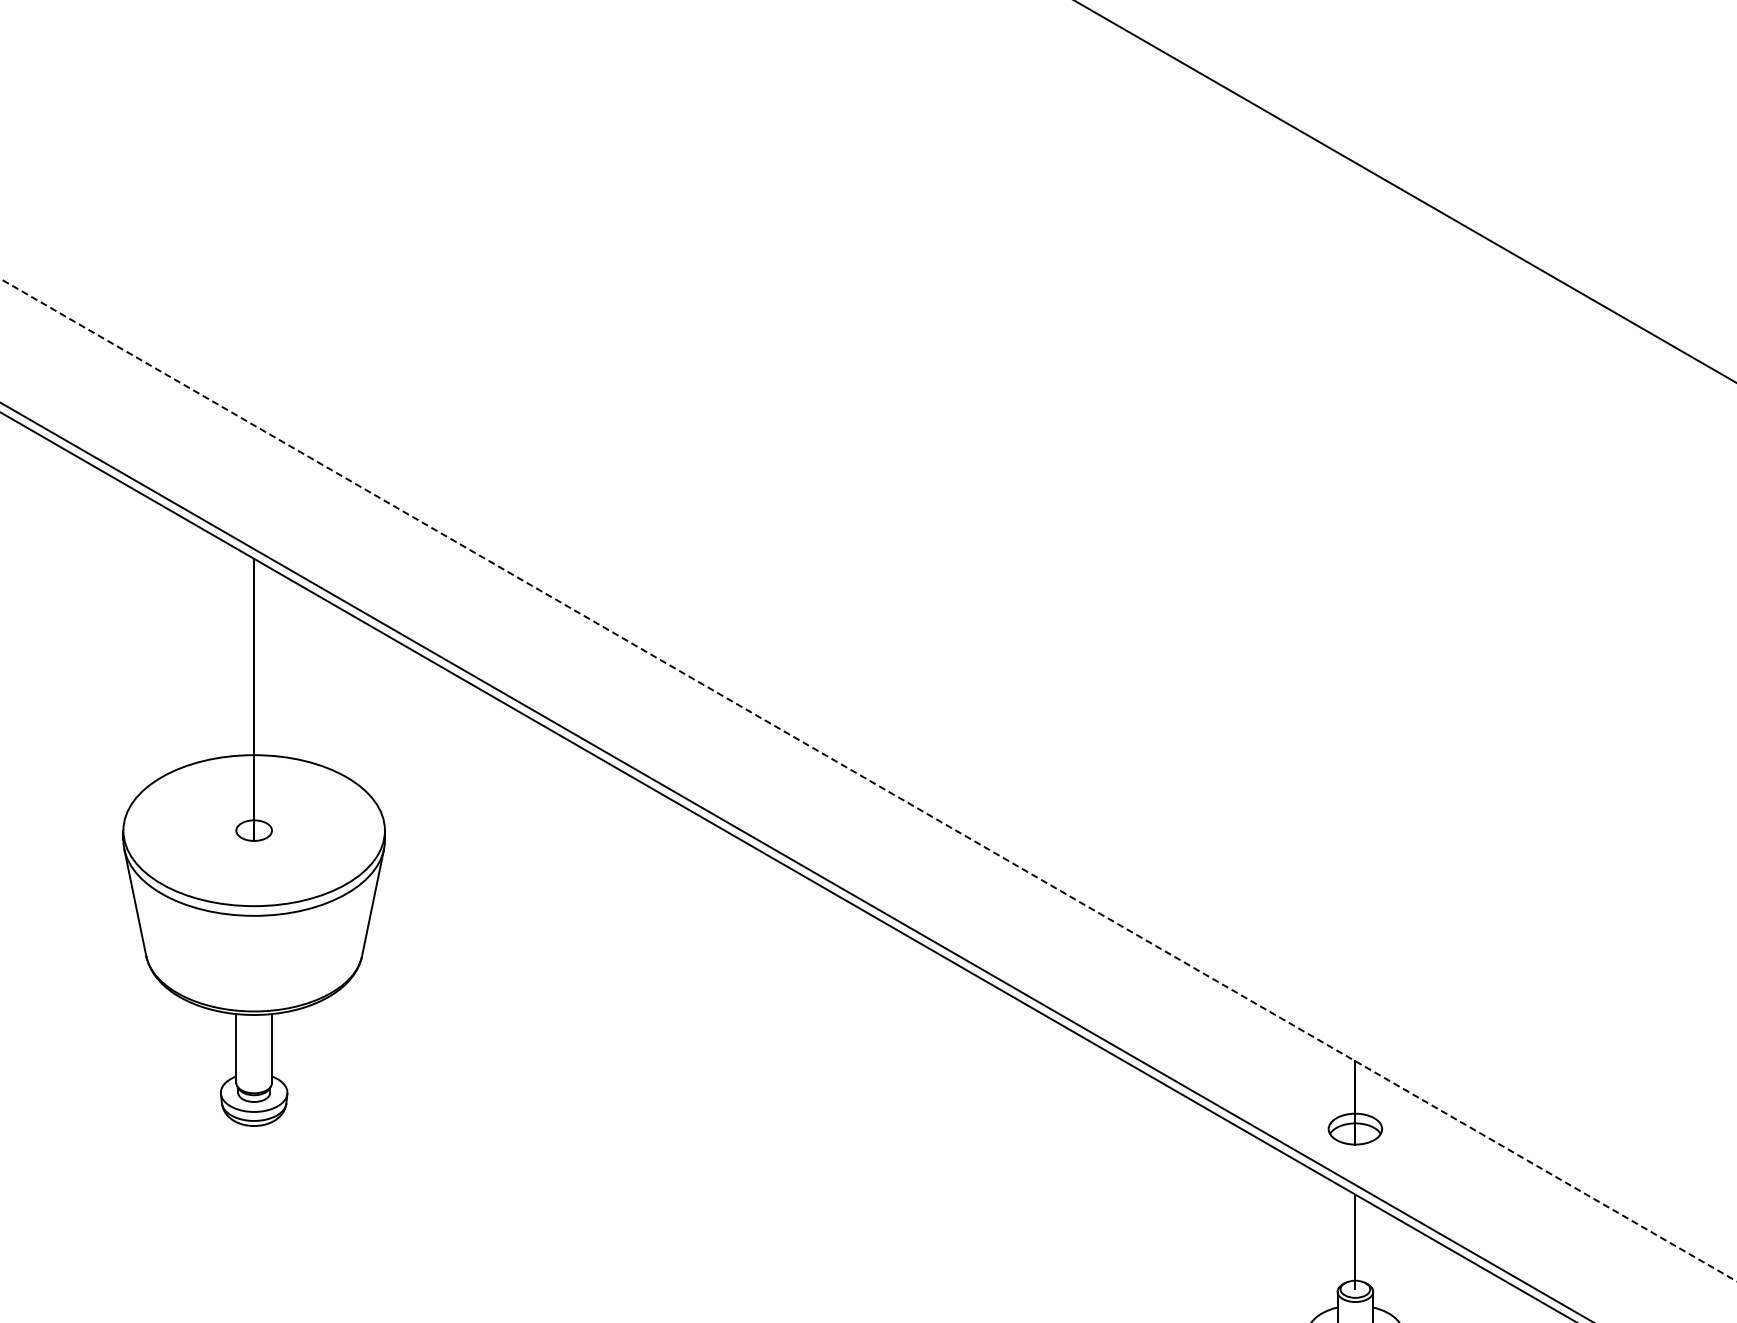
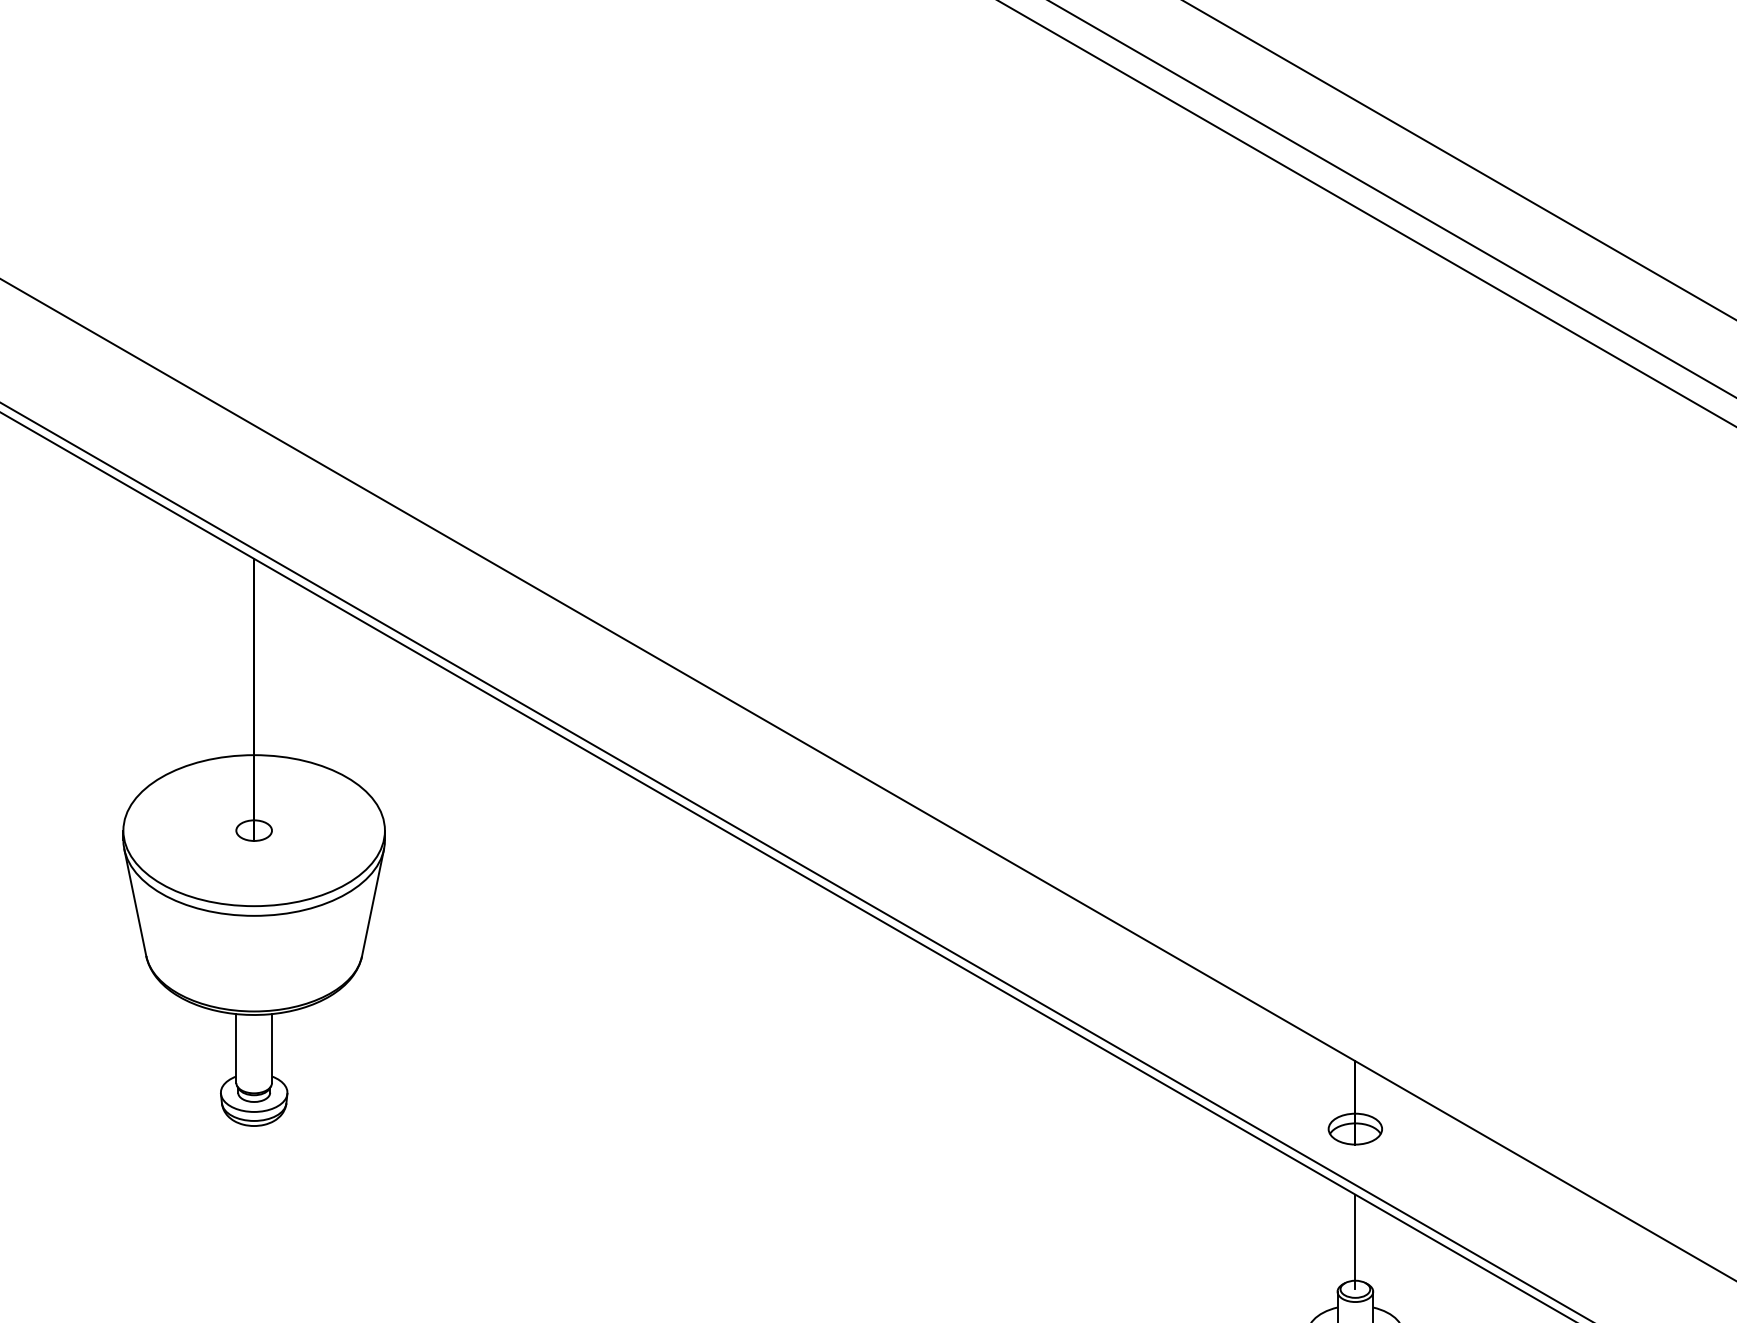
line: none -> present (1459, 160)
line position: (1405, 191) -> (1391, 199) (1391, 199)
line: none -> present (1366, 213)
line: dashed -> solid (868, 780)
